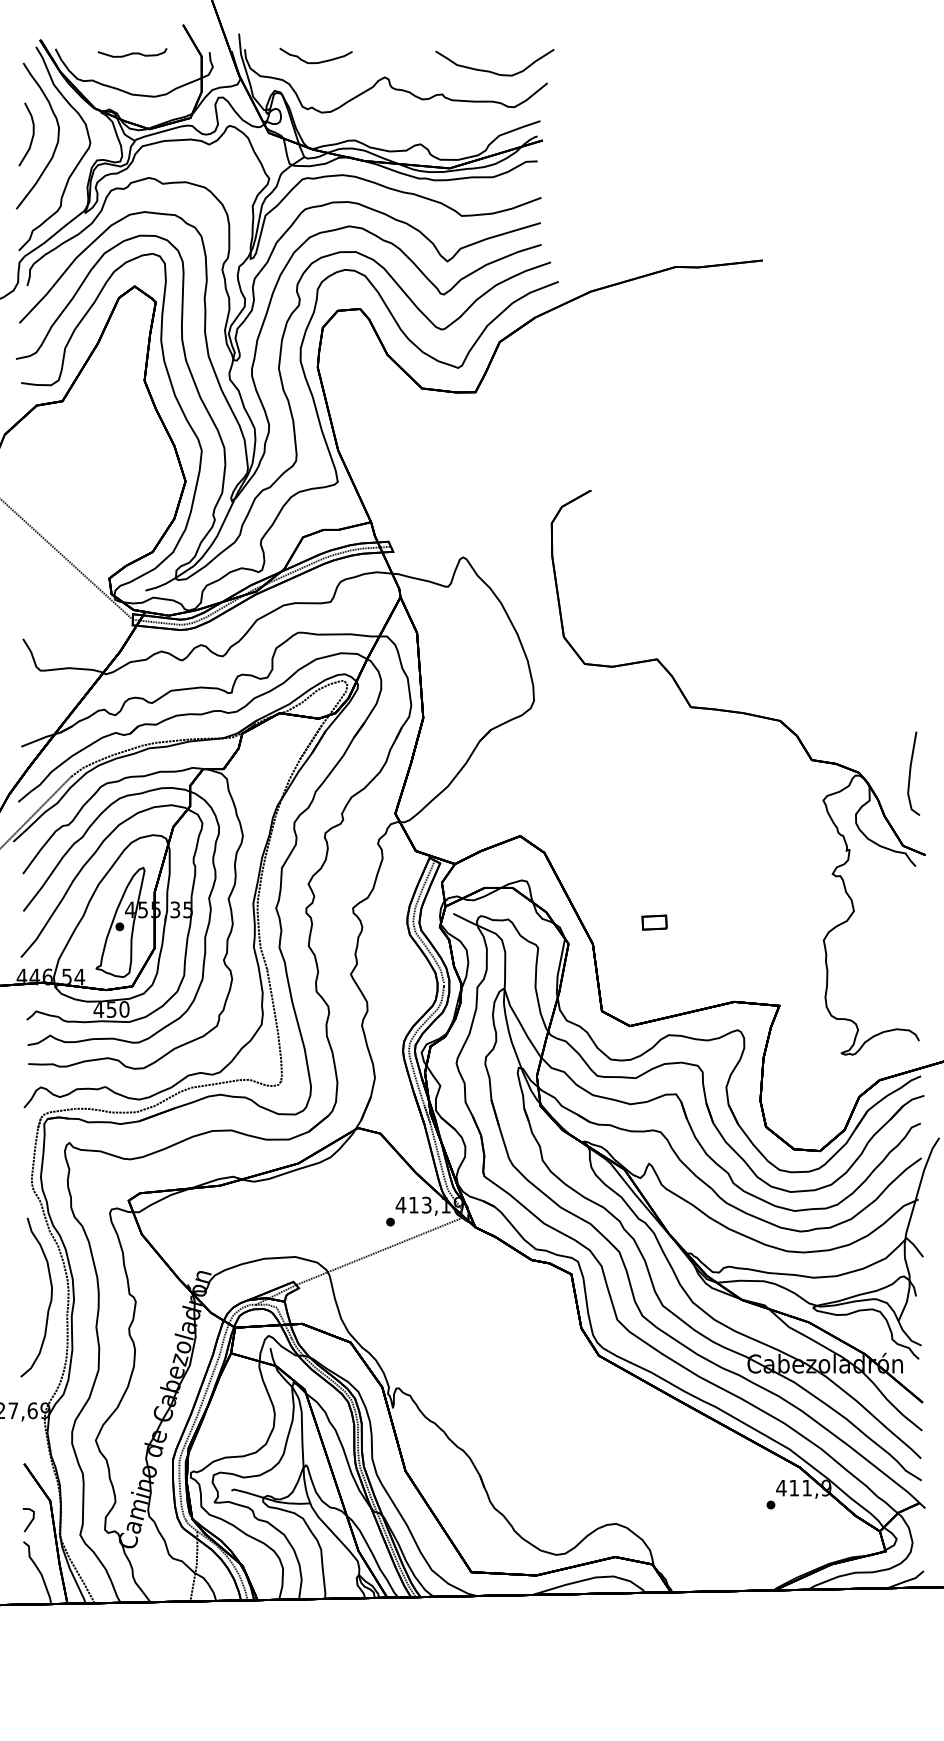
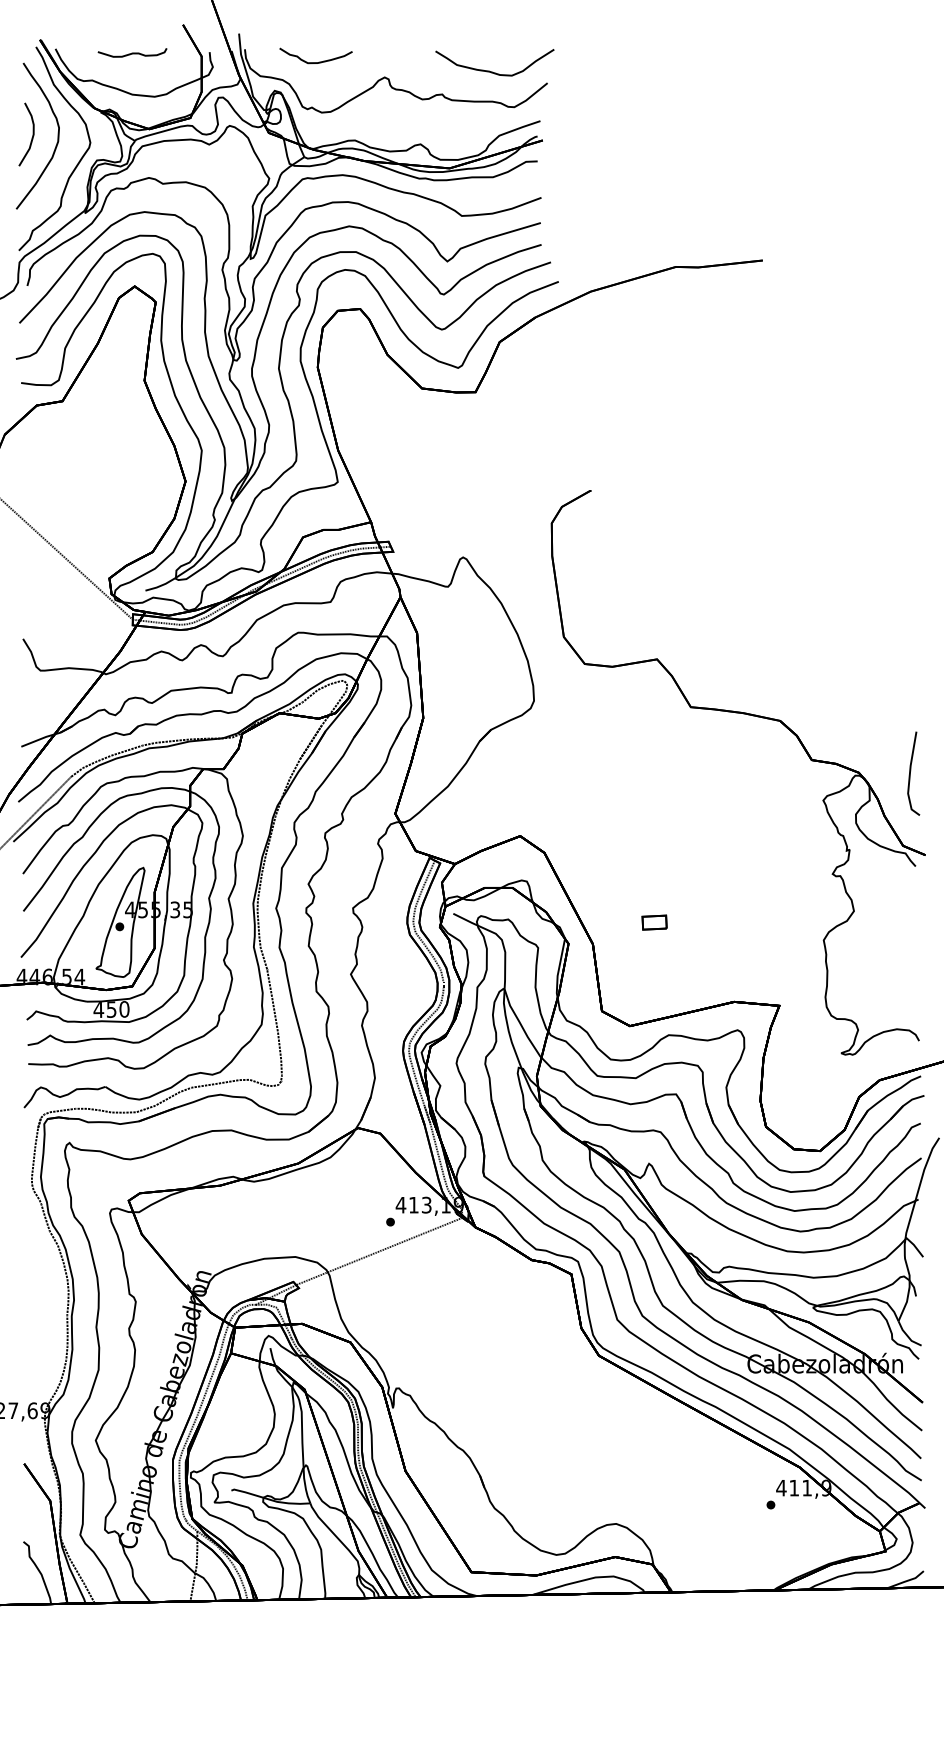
curve: present -> none (49, 1302)
line: present -> none (30, 1521)
